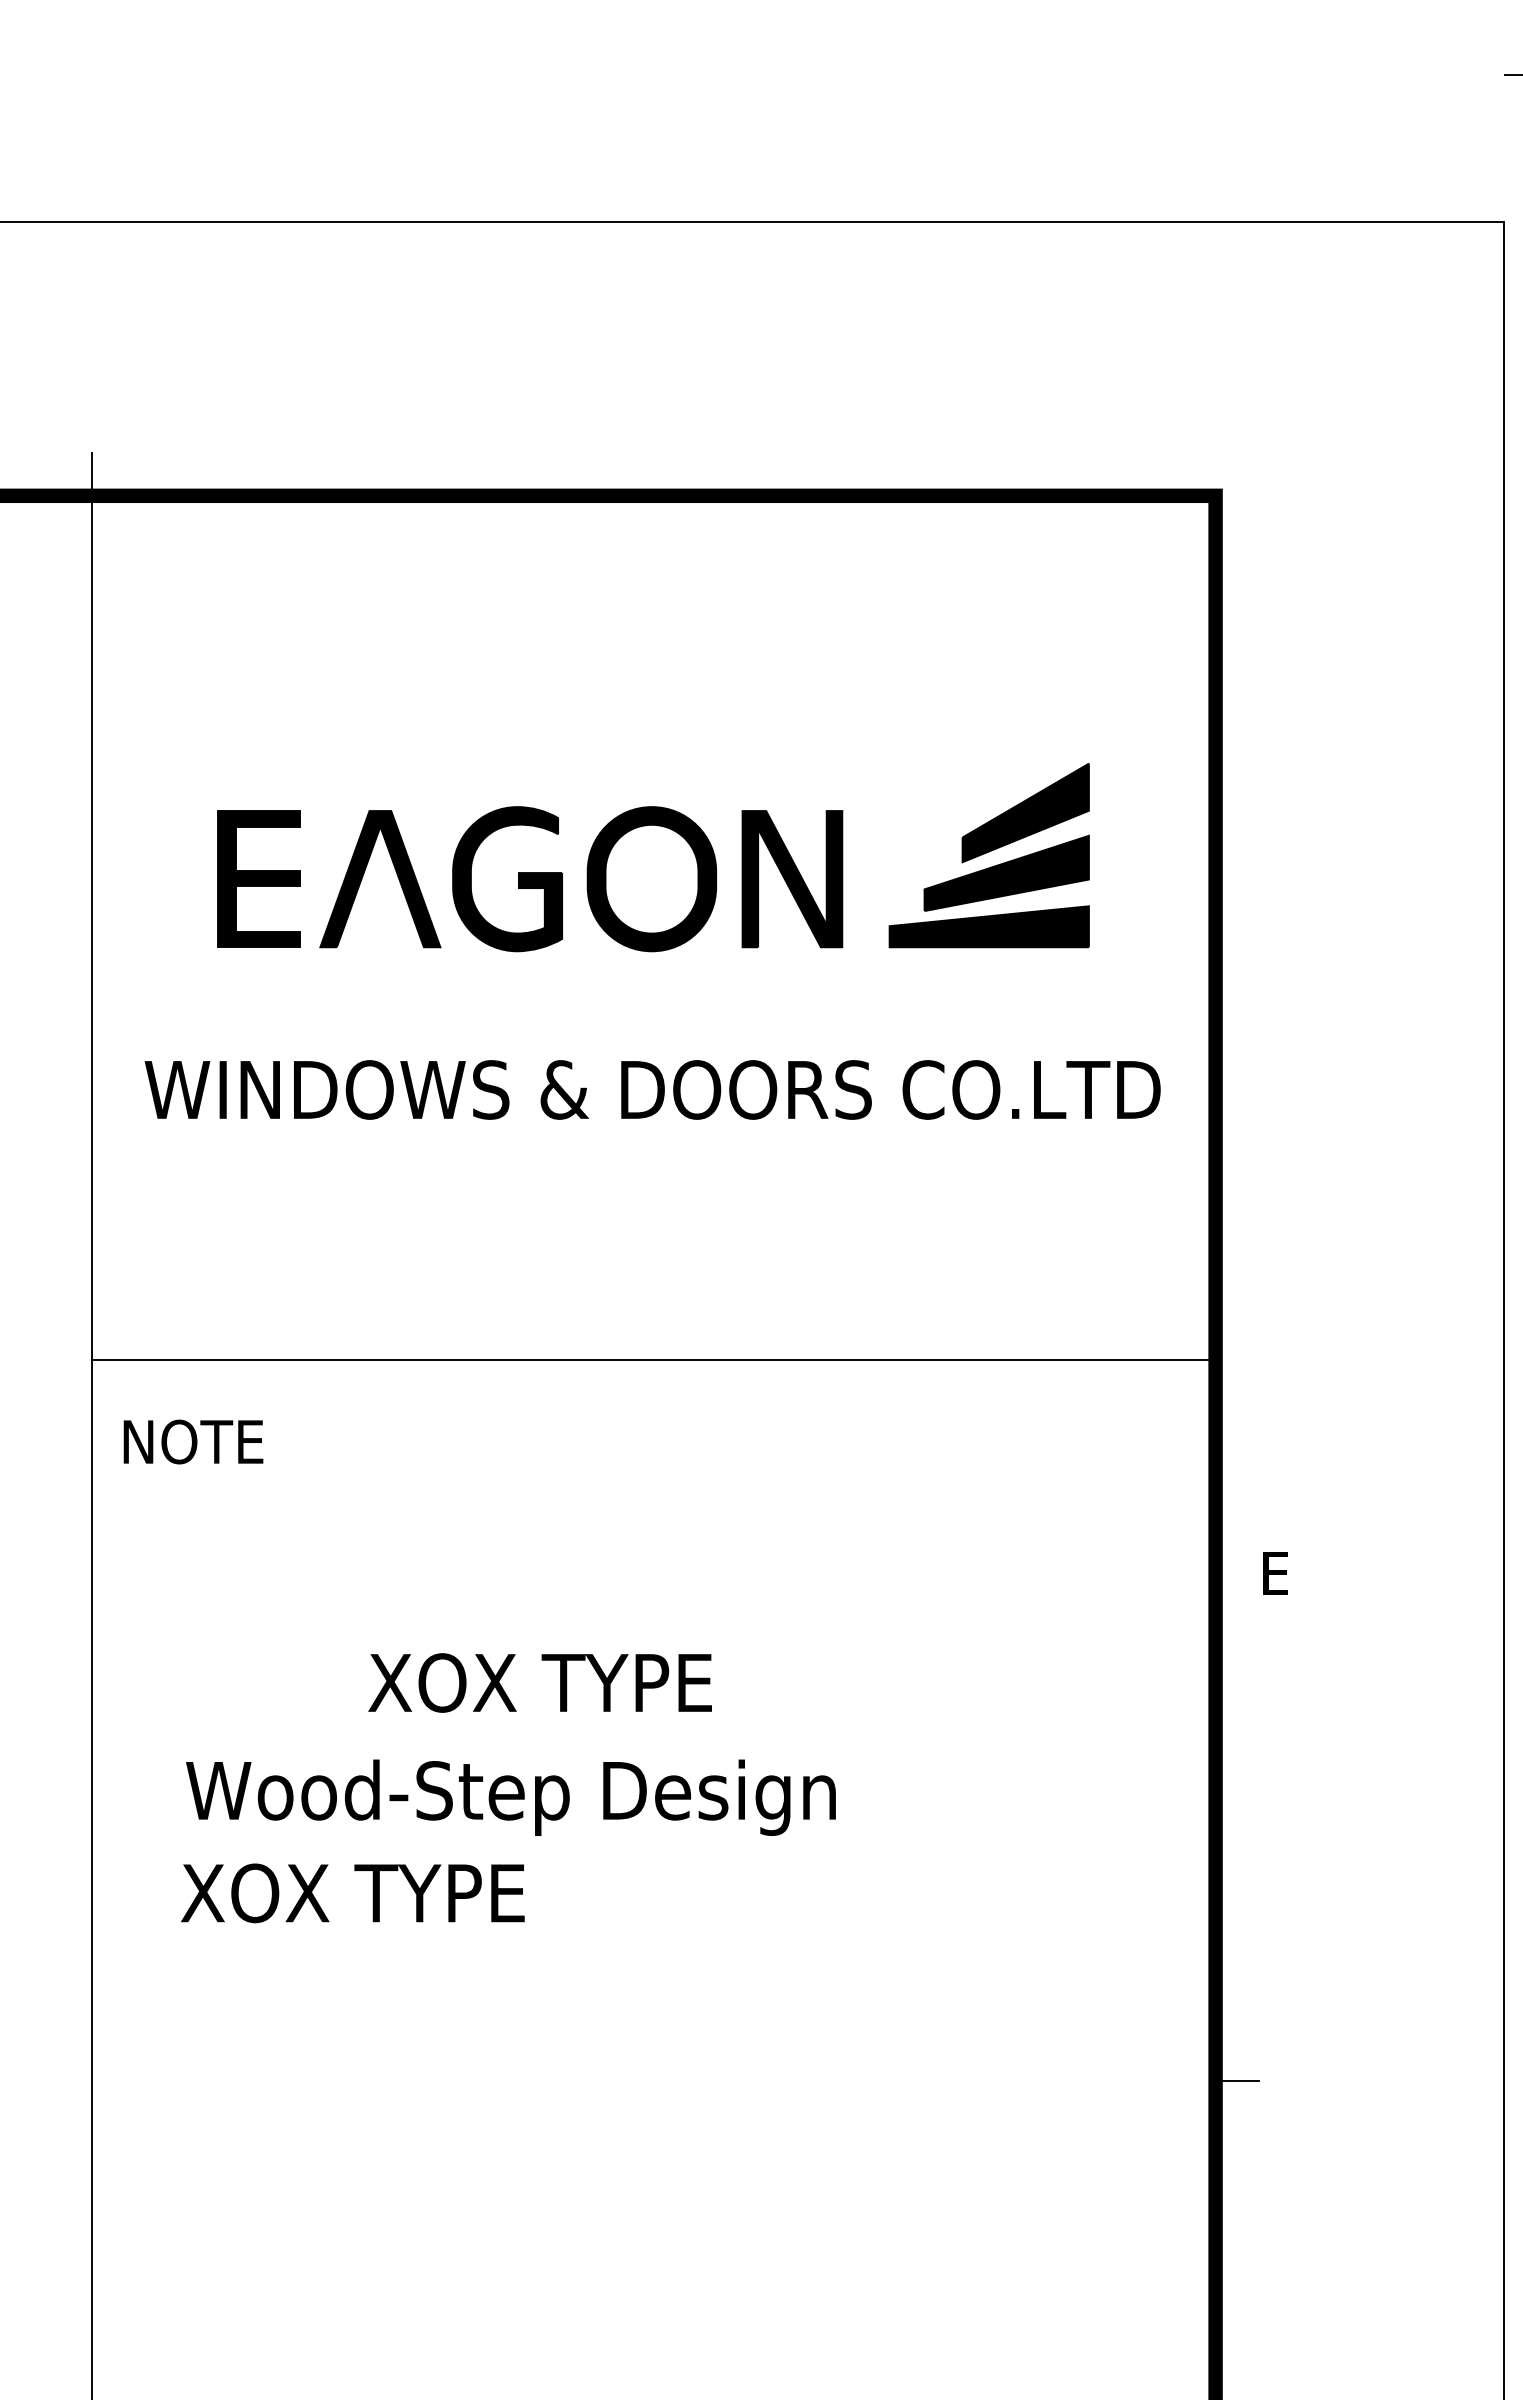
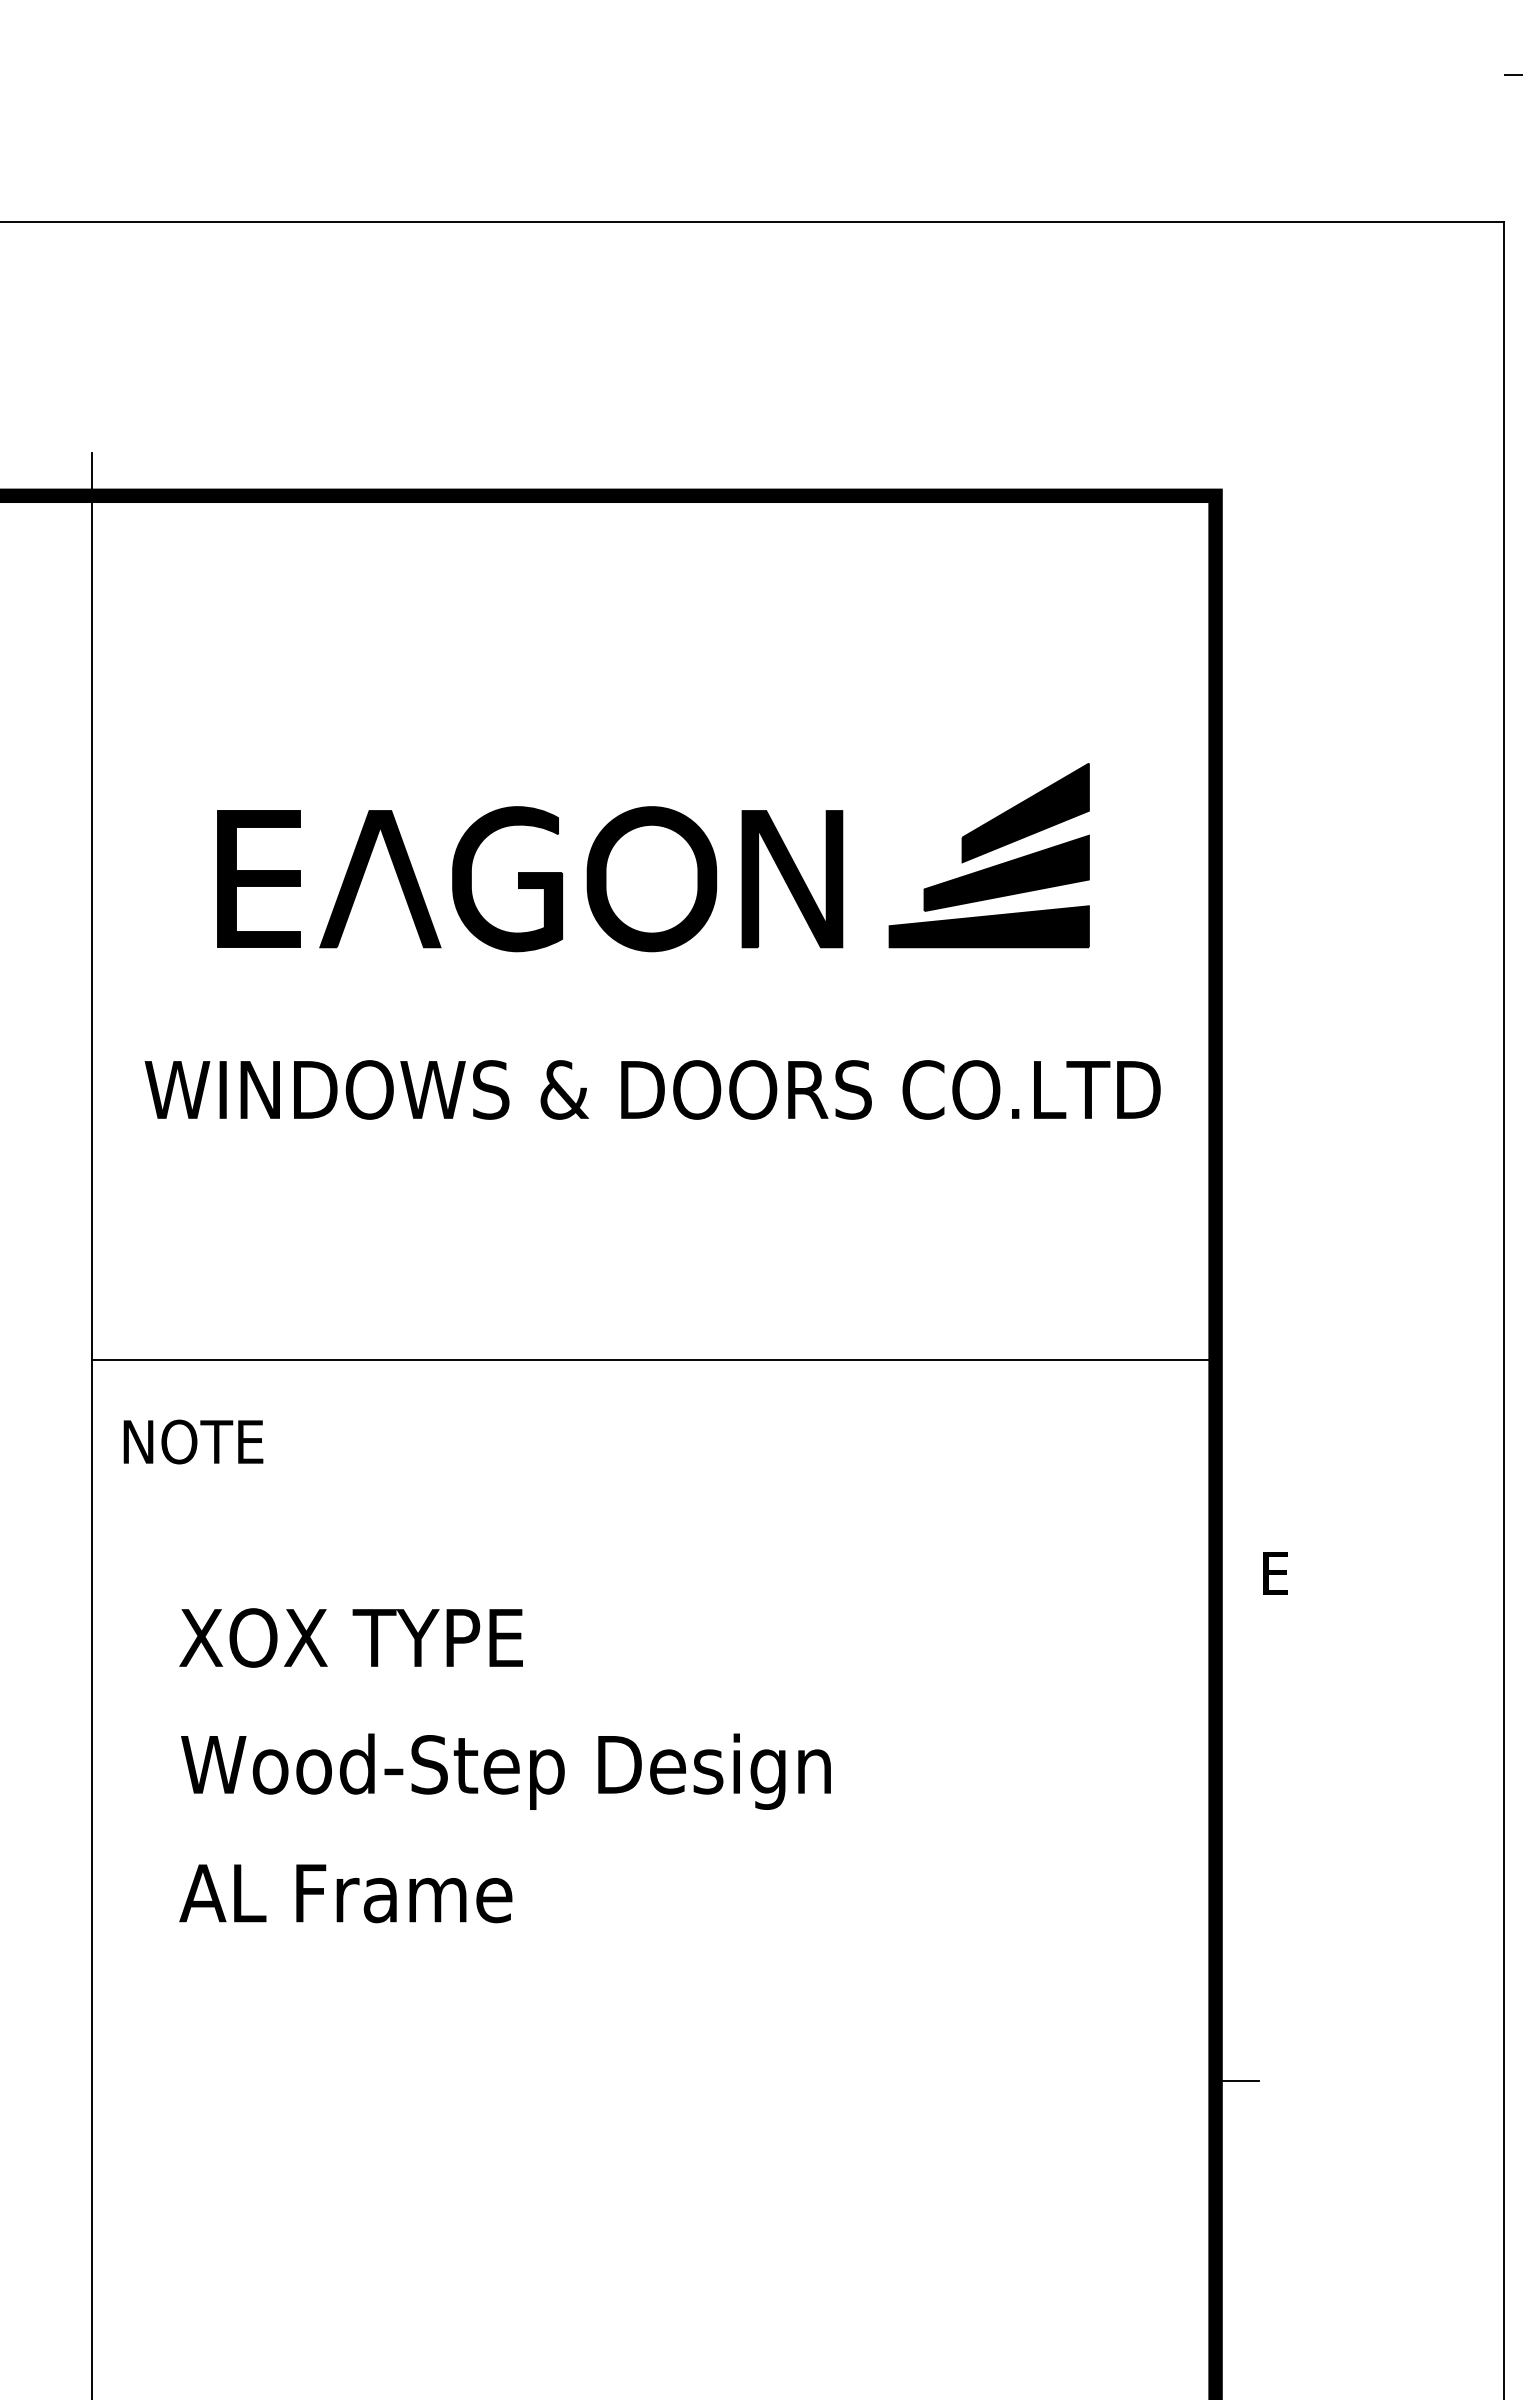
text position: (539, 1682) -> (350, 1637) (350, 1637)
text position: (510, 1797) -> (505, 1771) (505, 1771)
text: XOX TYPE -> AL Frame (351, 1893)
